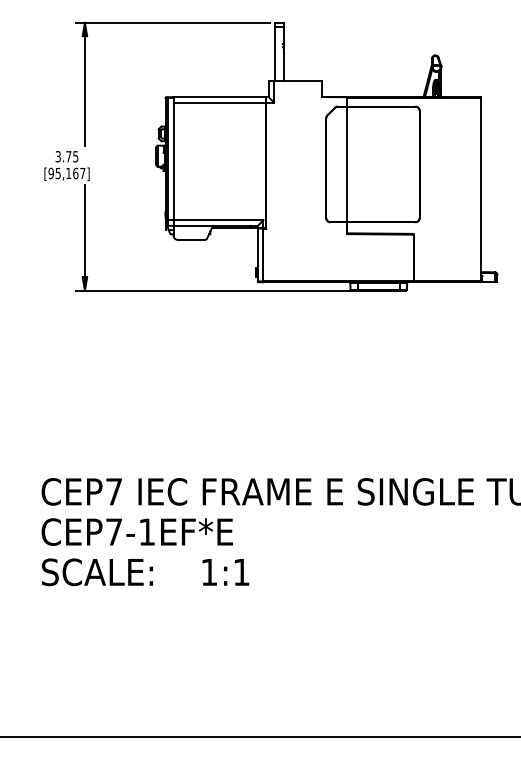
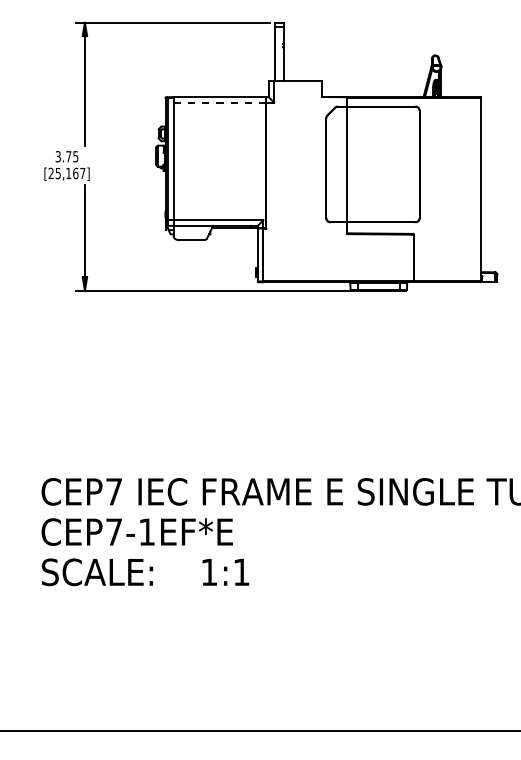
line: solid -> dashed (220, 102)
text: [95,167] -> [25,167] (50, 173)
line position: (259, 737) -> (259, 731) (259, 731)
